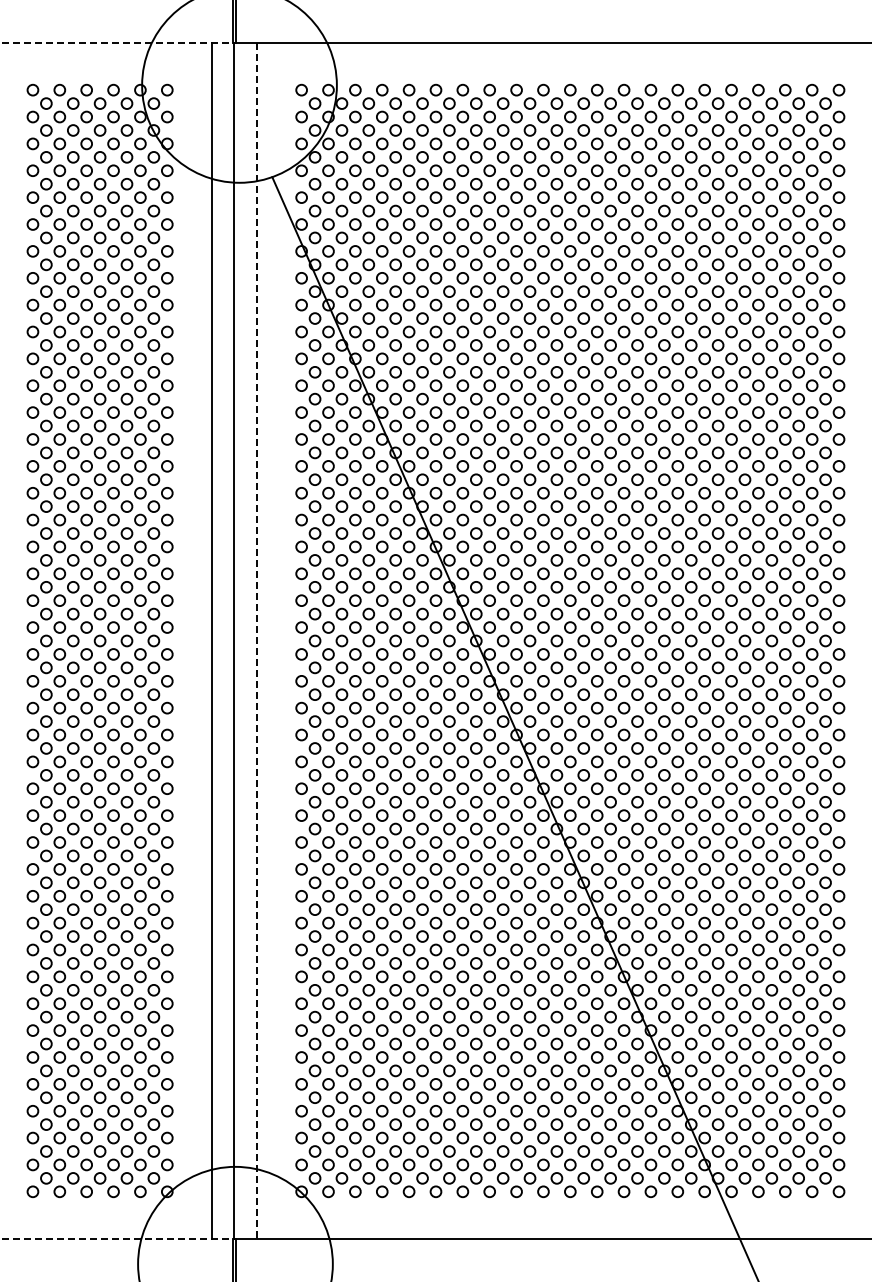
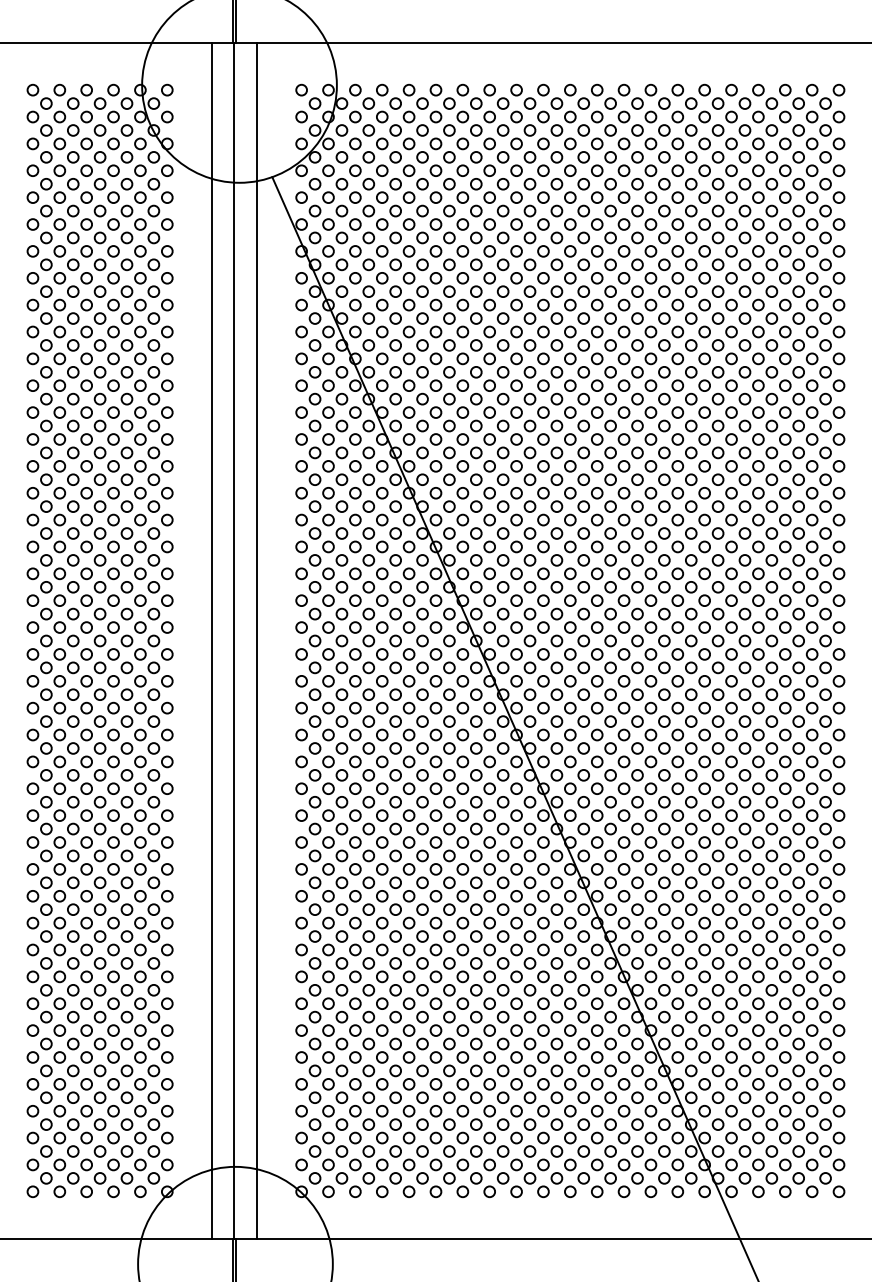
line: dashed -> solid (117, 43)
line: dashed -> solid (257, 640)
line: dashed -> solid (117, 1238)
